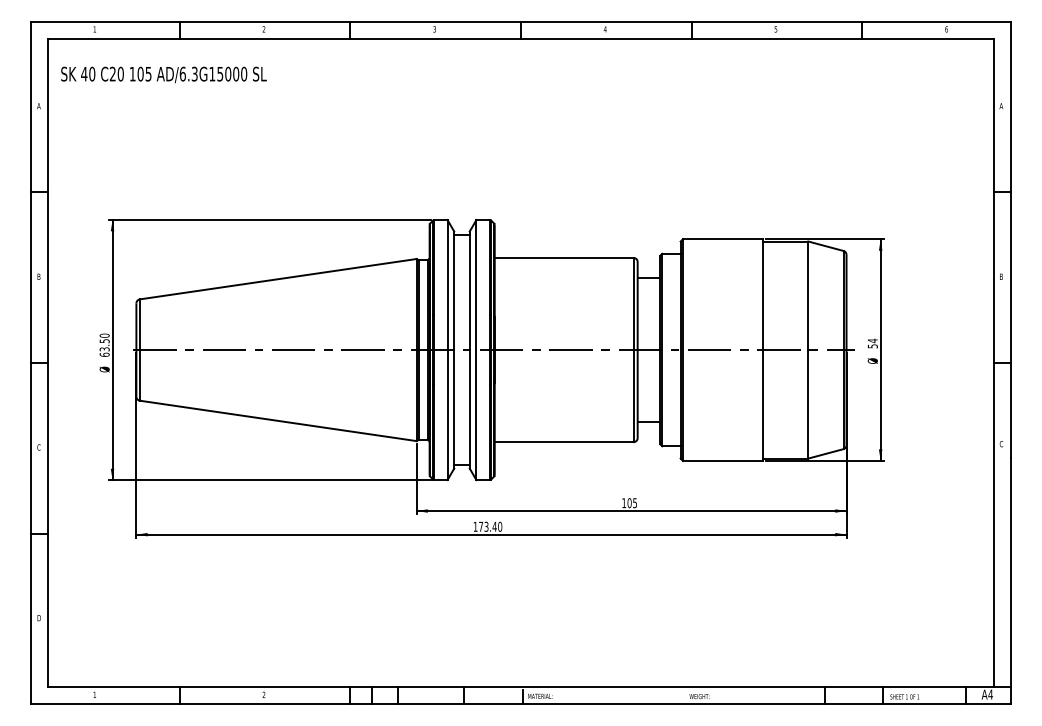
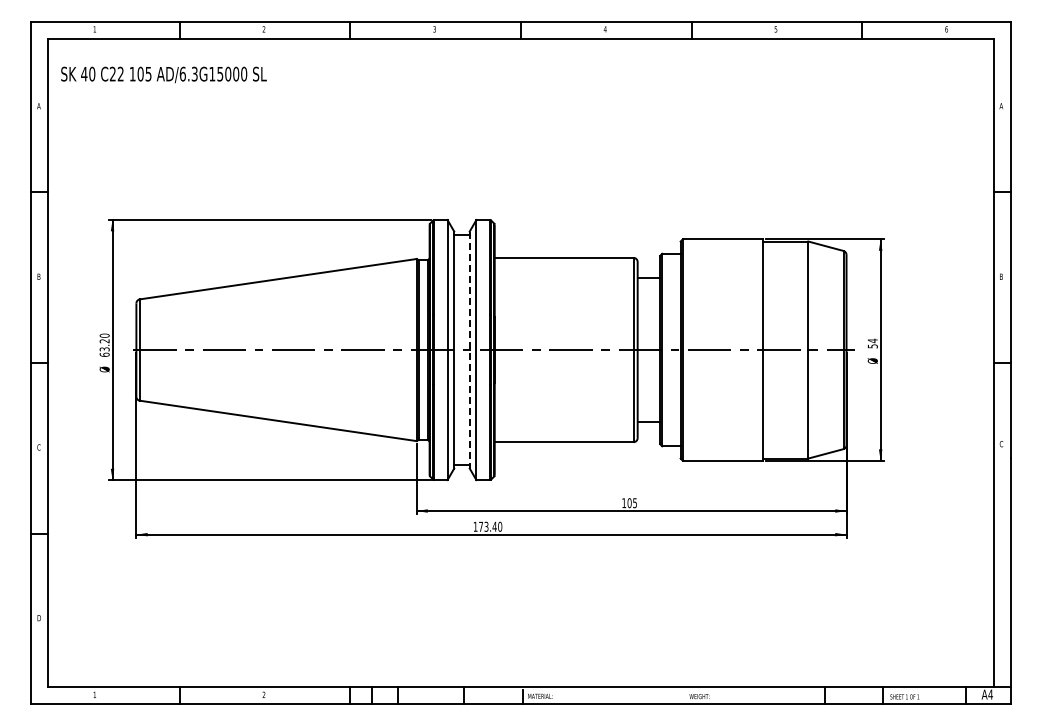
text: C20 -> C22 (120, 73)
text: 63.50 -> 63.20 (104, 341)
line: solid -> dashed (469, 350)
